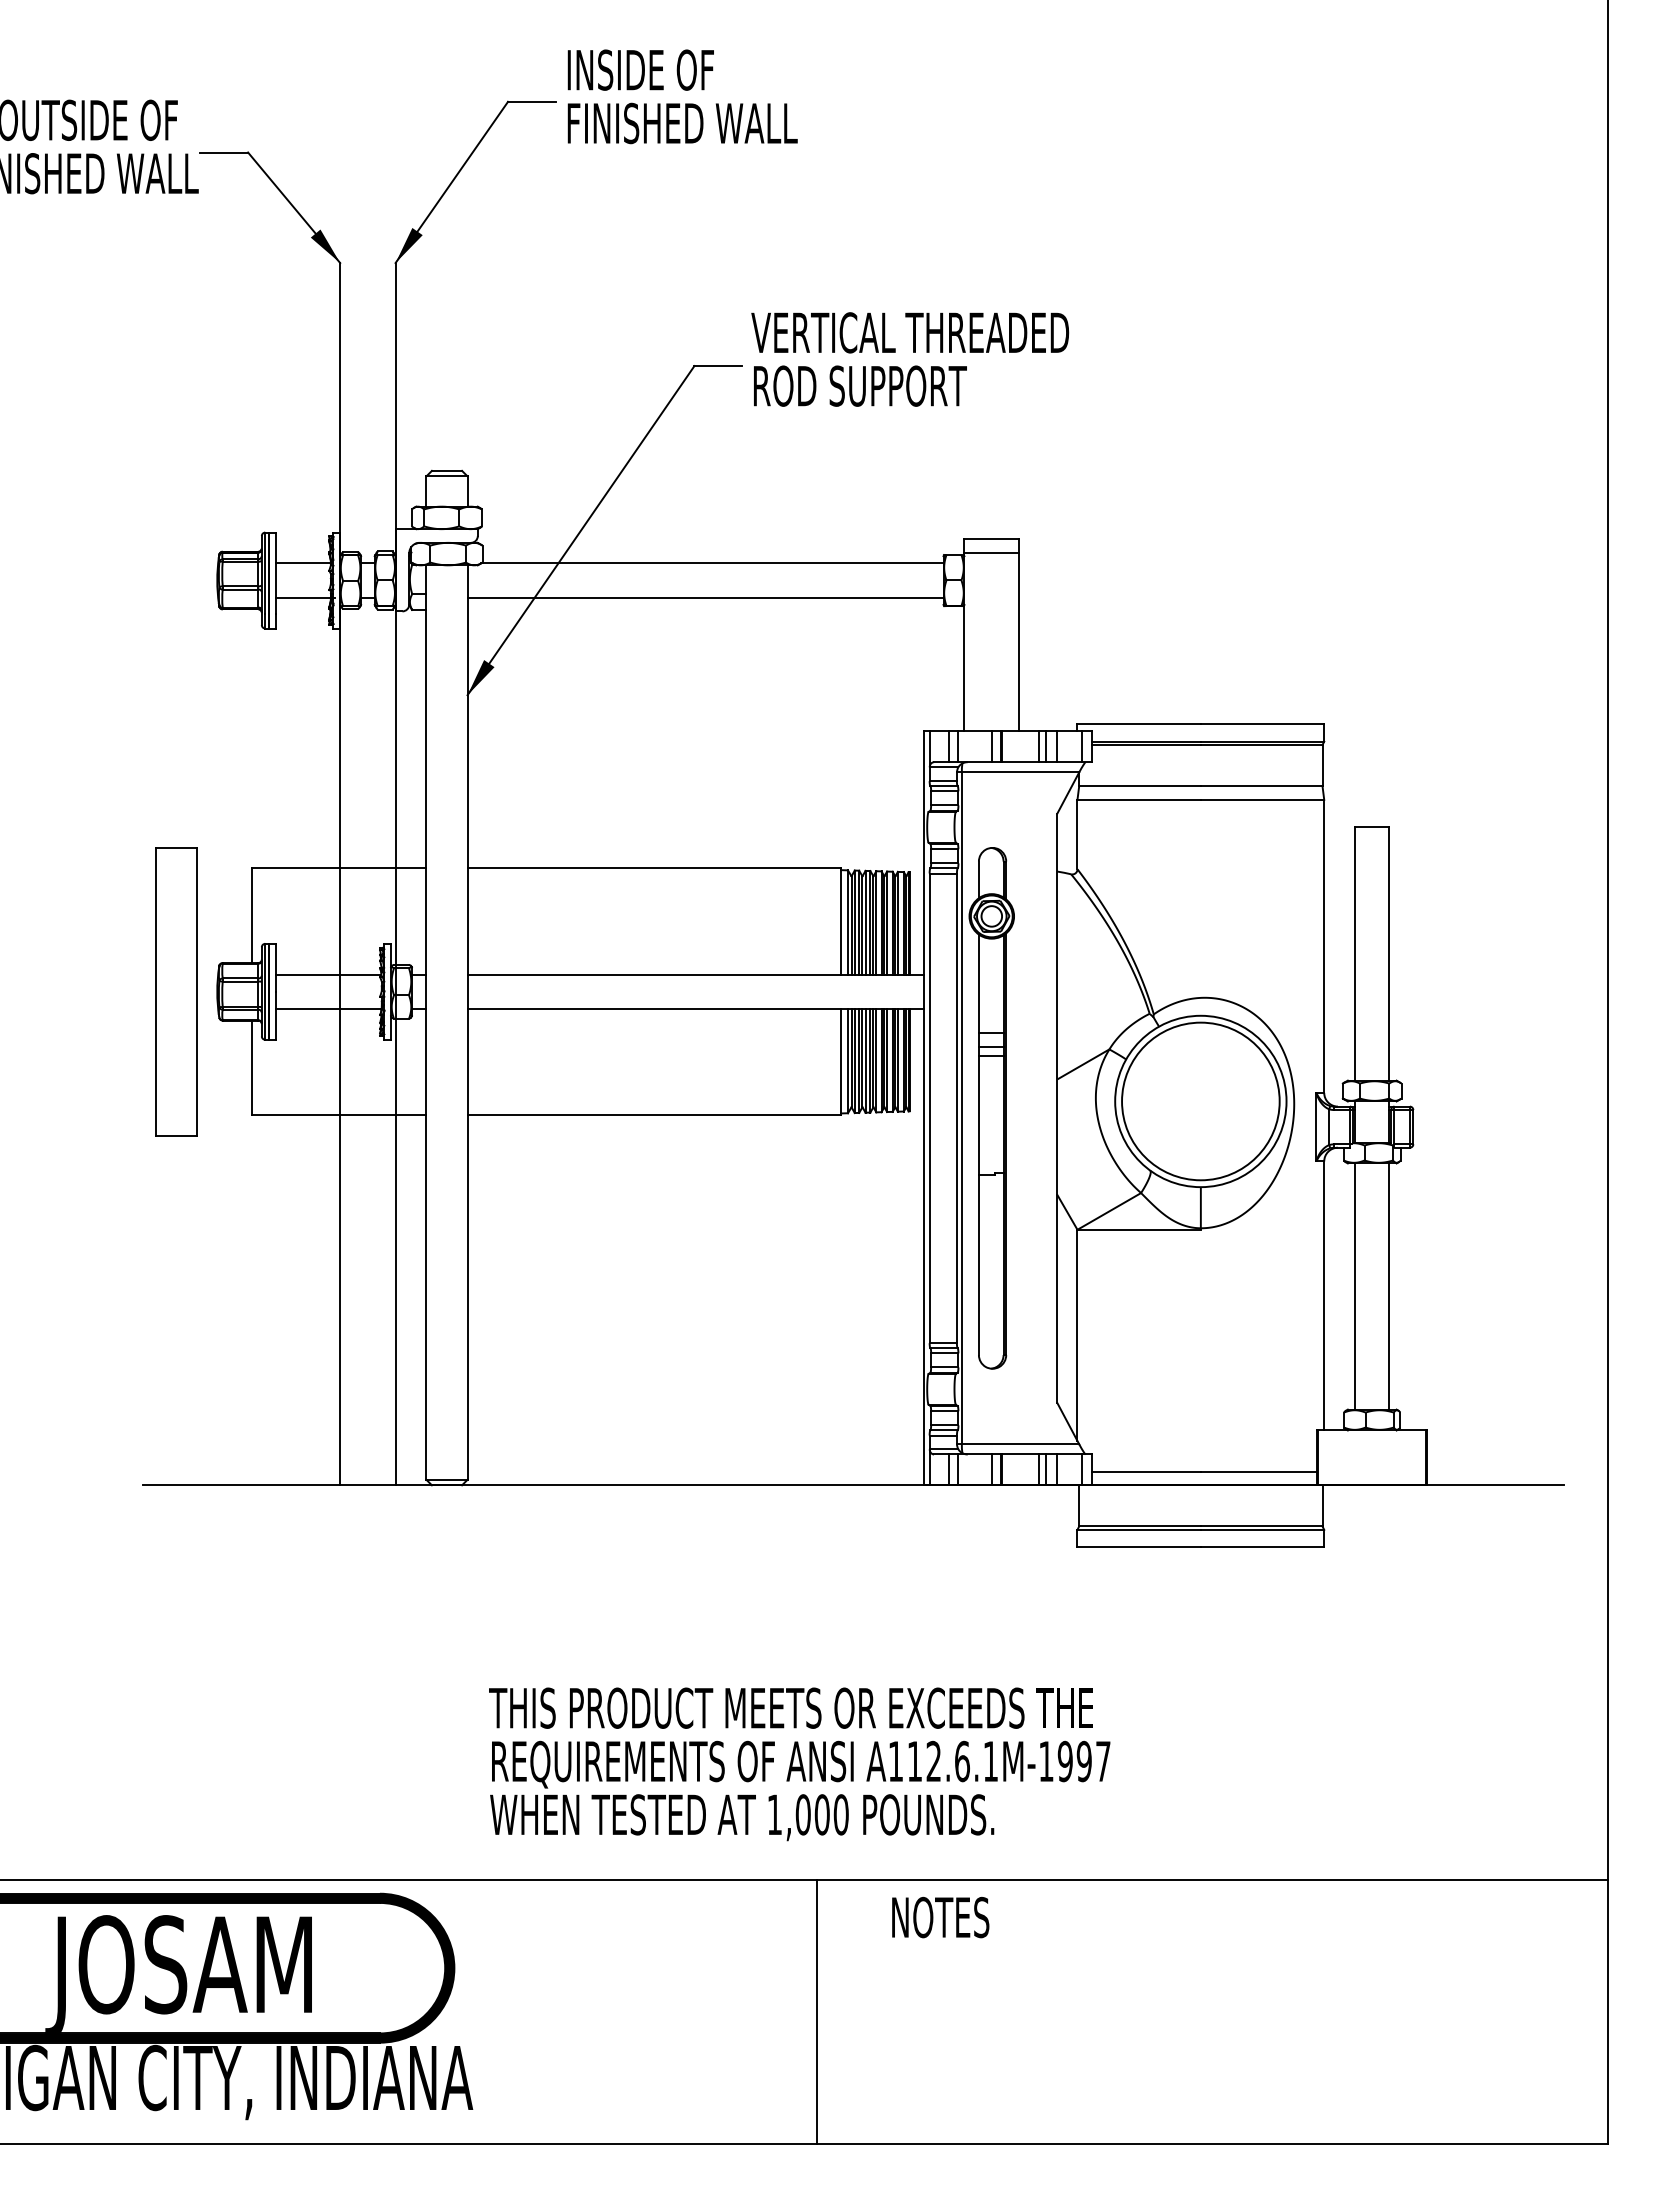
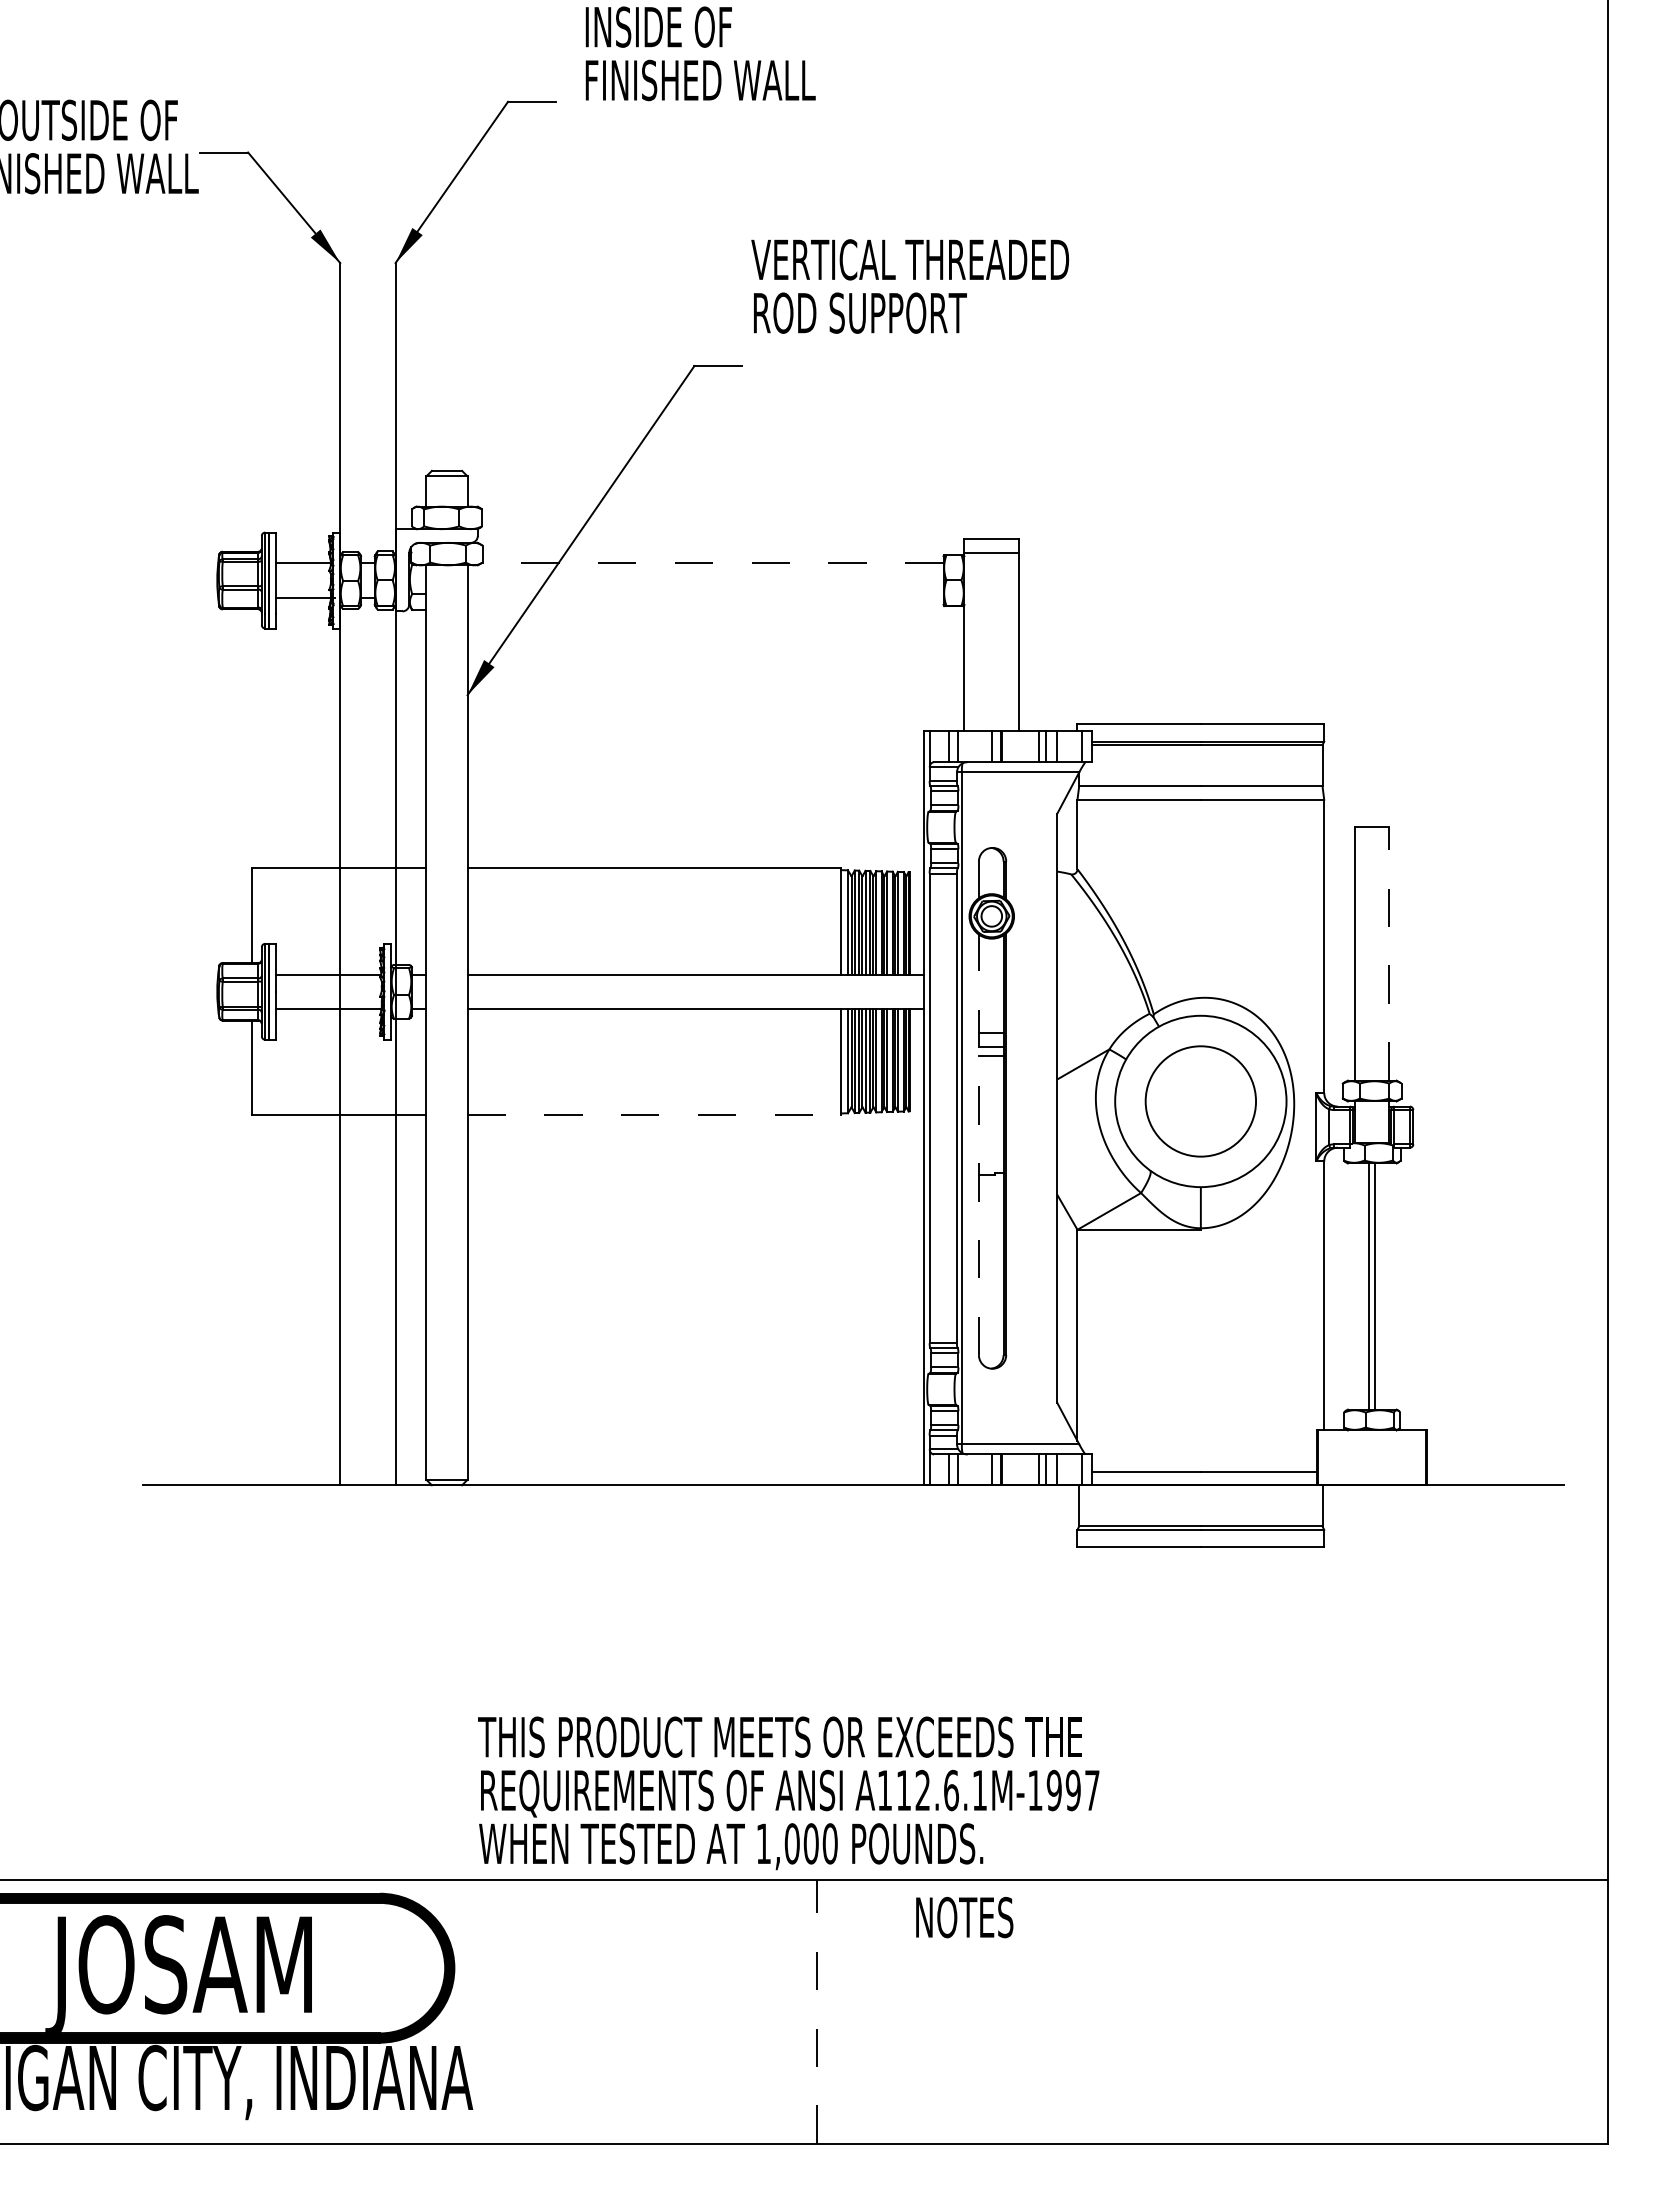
text position: (682, 96) -> (700, 53) (700, 53)
text position: (910, 359) -> (910, 286) (910, 286)
line: solid -> dashed (711, 563)
line: present -> none (705, 597)
line: solid -> dashed (1389, 953)
part: present -> none (176, 991)
circle diameter: 158 px -> 110 px (1200, 1101)
line: solid -> dashed (654, 1115)
line: solid -> dashed (978, 1144)
line position: (1355, 1286) -> (1369, 1286) (1369, 1286)
line position: (1389, 1286) -> (1375, 1286) (1375, 1286)
text position: (799, 1764) -> (788, 1793) (788, 1793)
text position: (940, 1917) -> (964, 1917) (964, 1917)
line: solid -> dashed (816, 2011)
